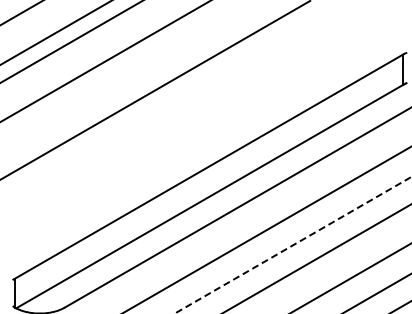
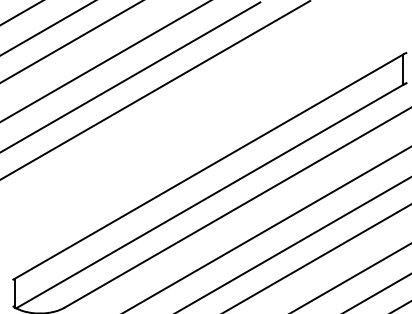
line position: (55, 32) -> (47, 28) (47, 28)
line: none -> present (131, 76)
line: dashed -> solid (293, 245)
